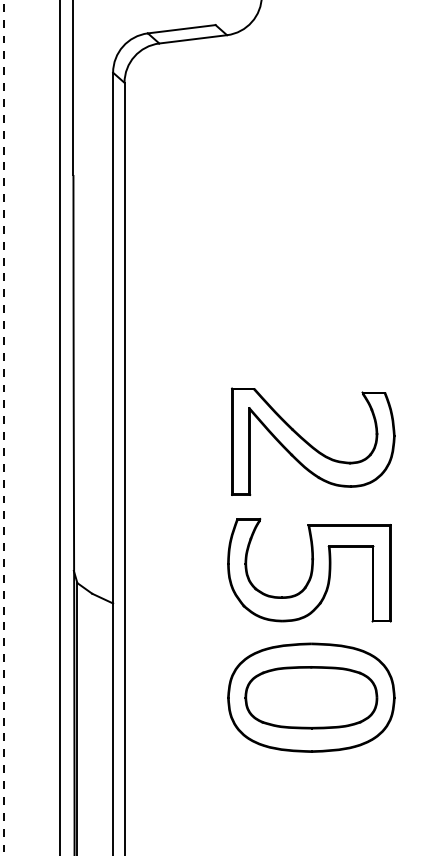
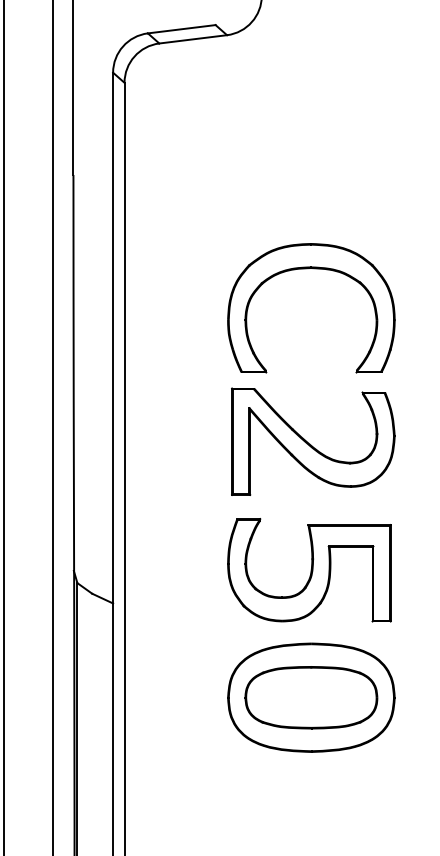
part: none -> present (313, 269)
line: dashed -> solid (3, 427)
line position: (60, 427) -> (53, 427) (53, 427)
